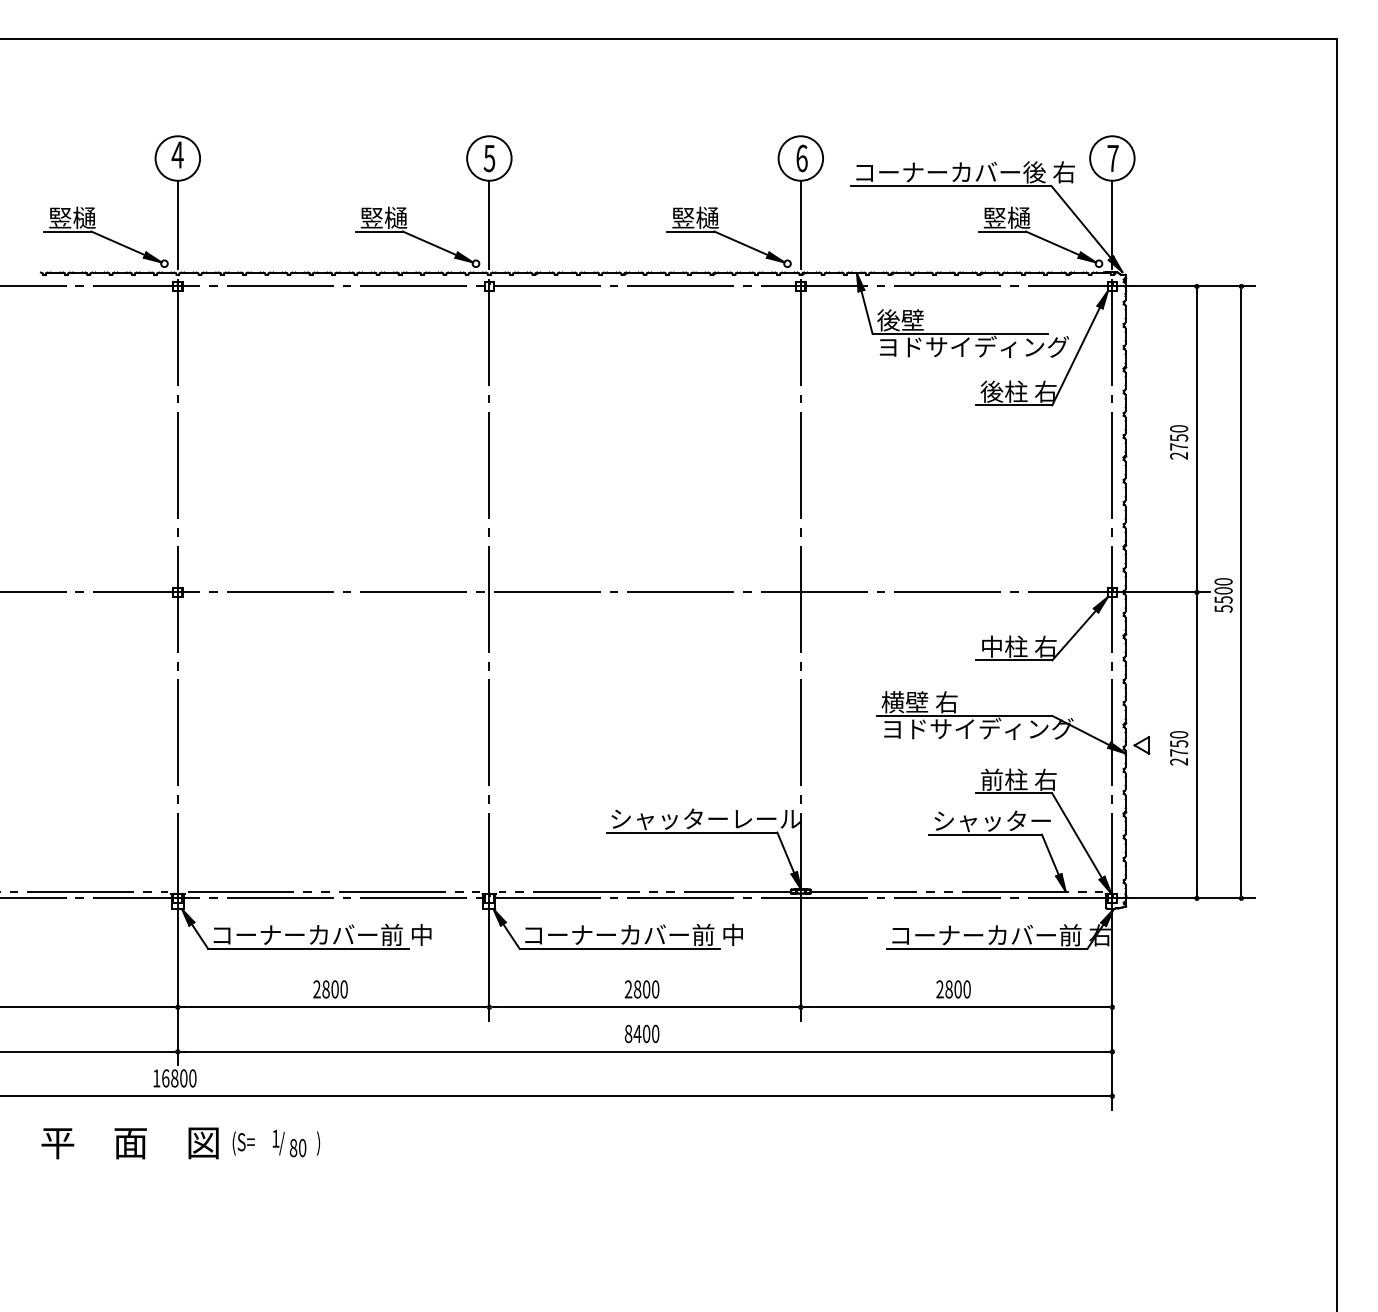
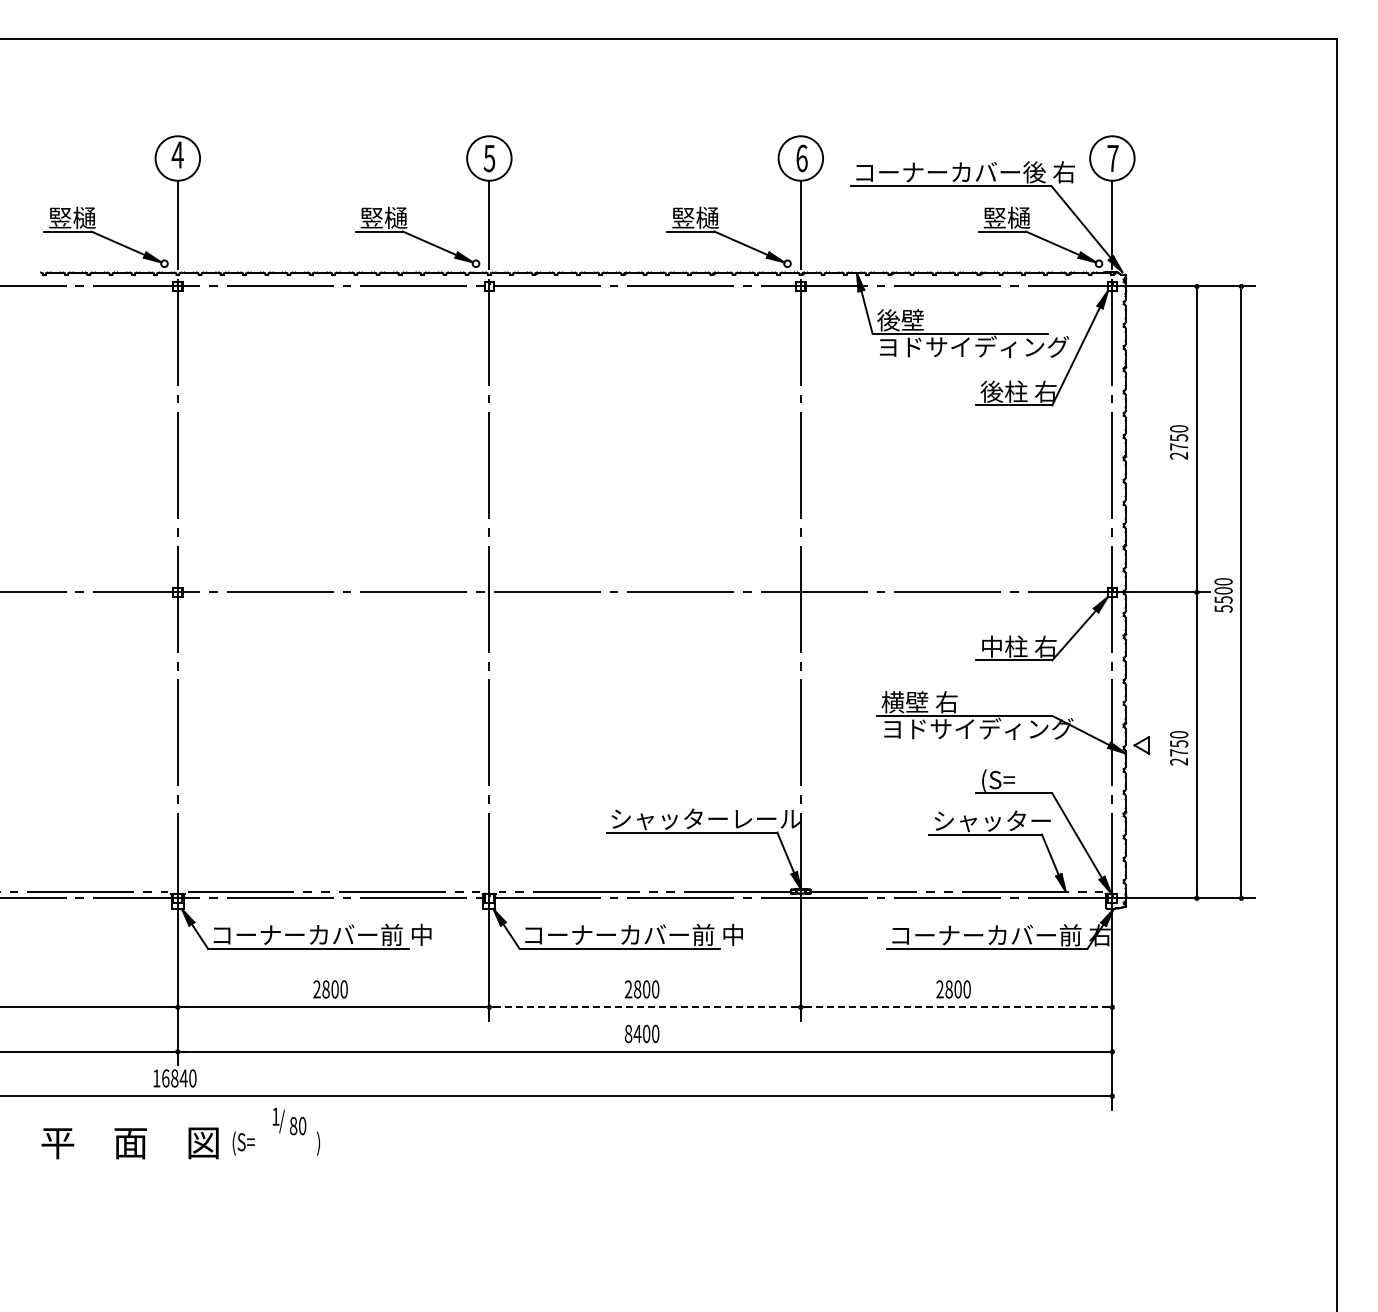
text: 前柱 右 -> (S= (1018, 779)
line: solid -> dashed (645, 1007)
line: solid -> dashed (957, 1007)
text: 16800 -> 16840 (183, 1078)
text position: (289, 1143) -> (289, 1121) (289, 1121)
